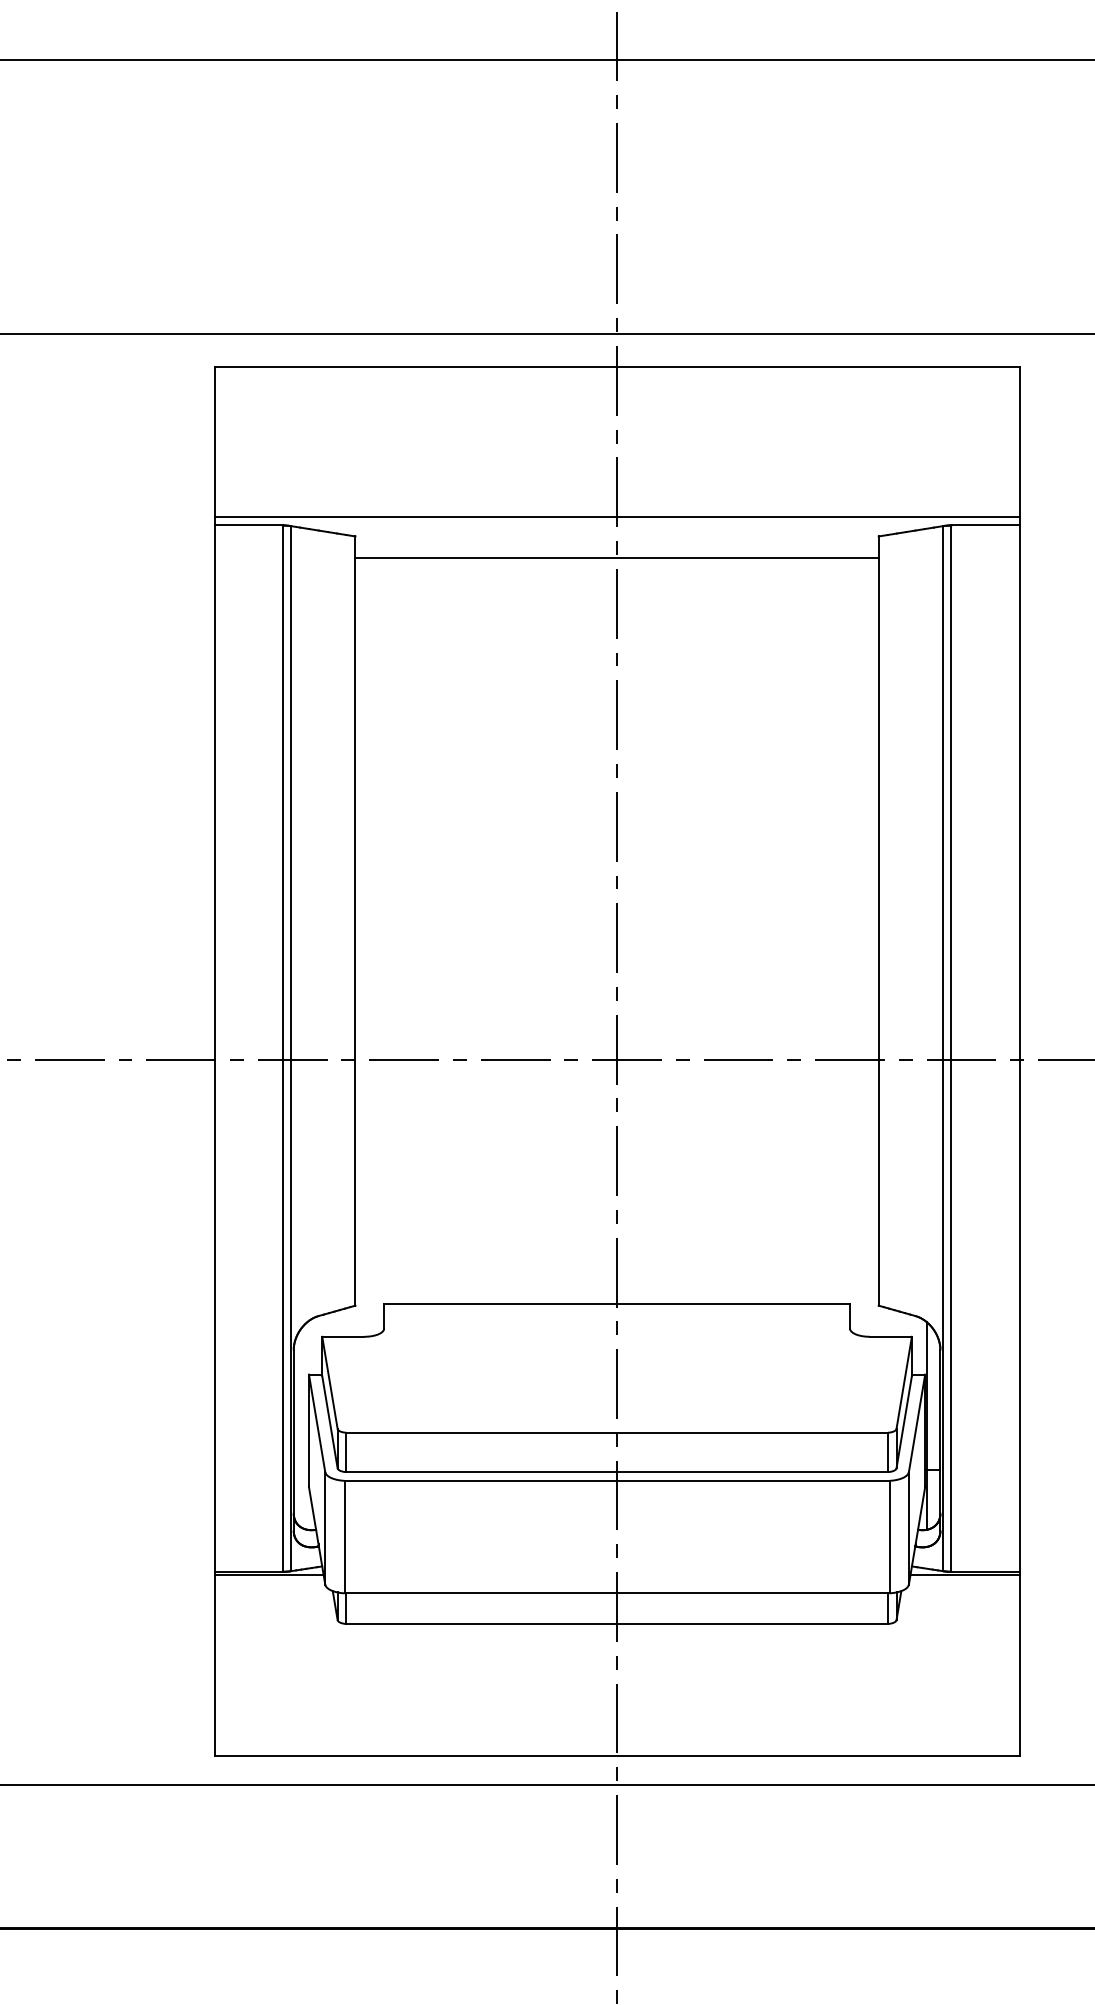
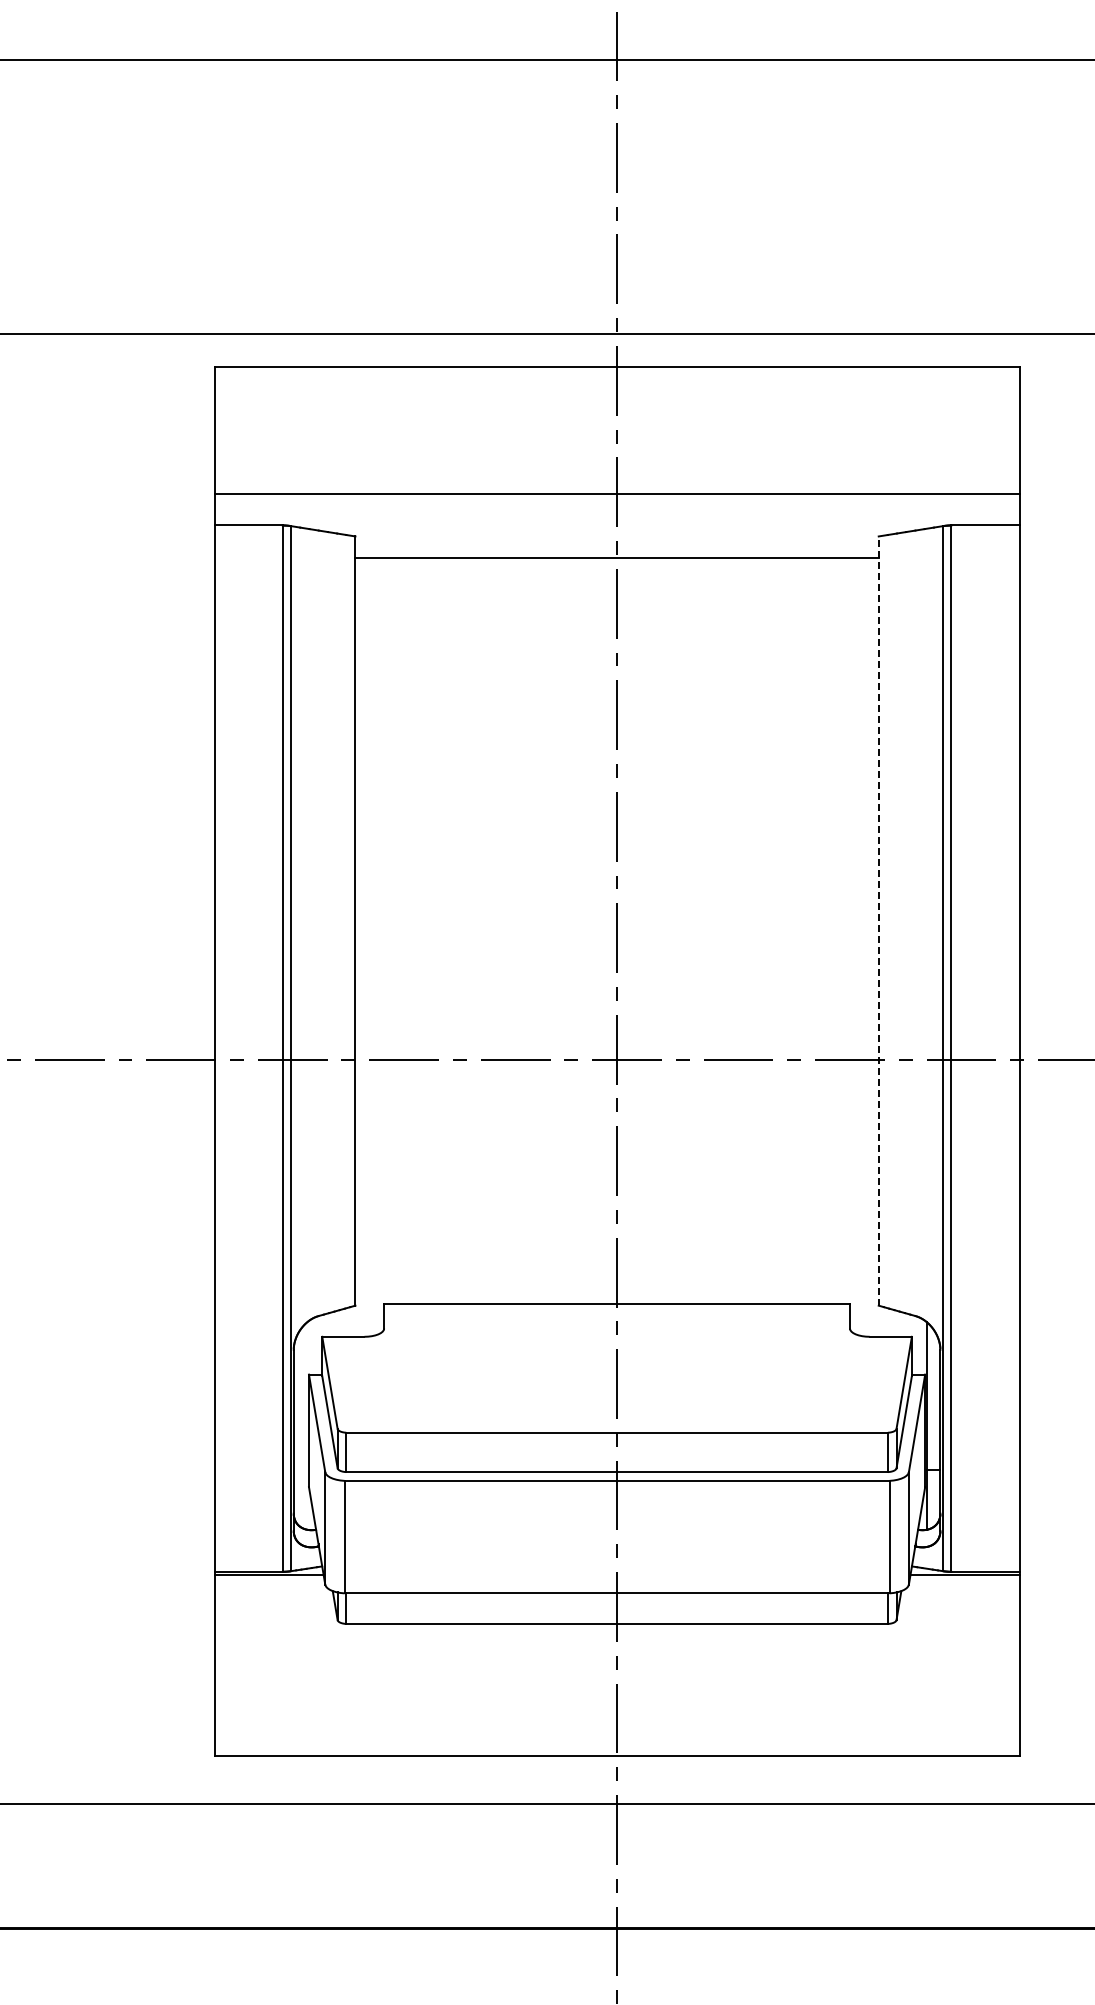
line position: (616, 517) -> (616, 494) (616, 494)
line: solid -> dashed (878, 921)
line position: (546, 1785) -> (546, 1804) (546, 1804)
